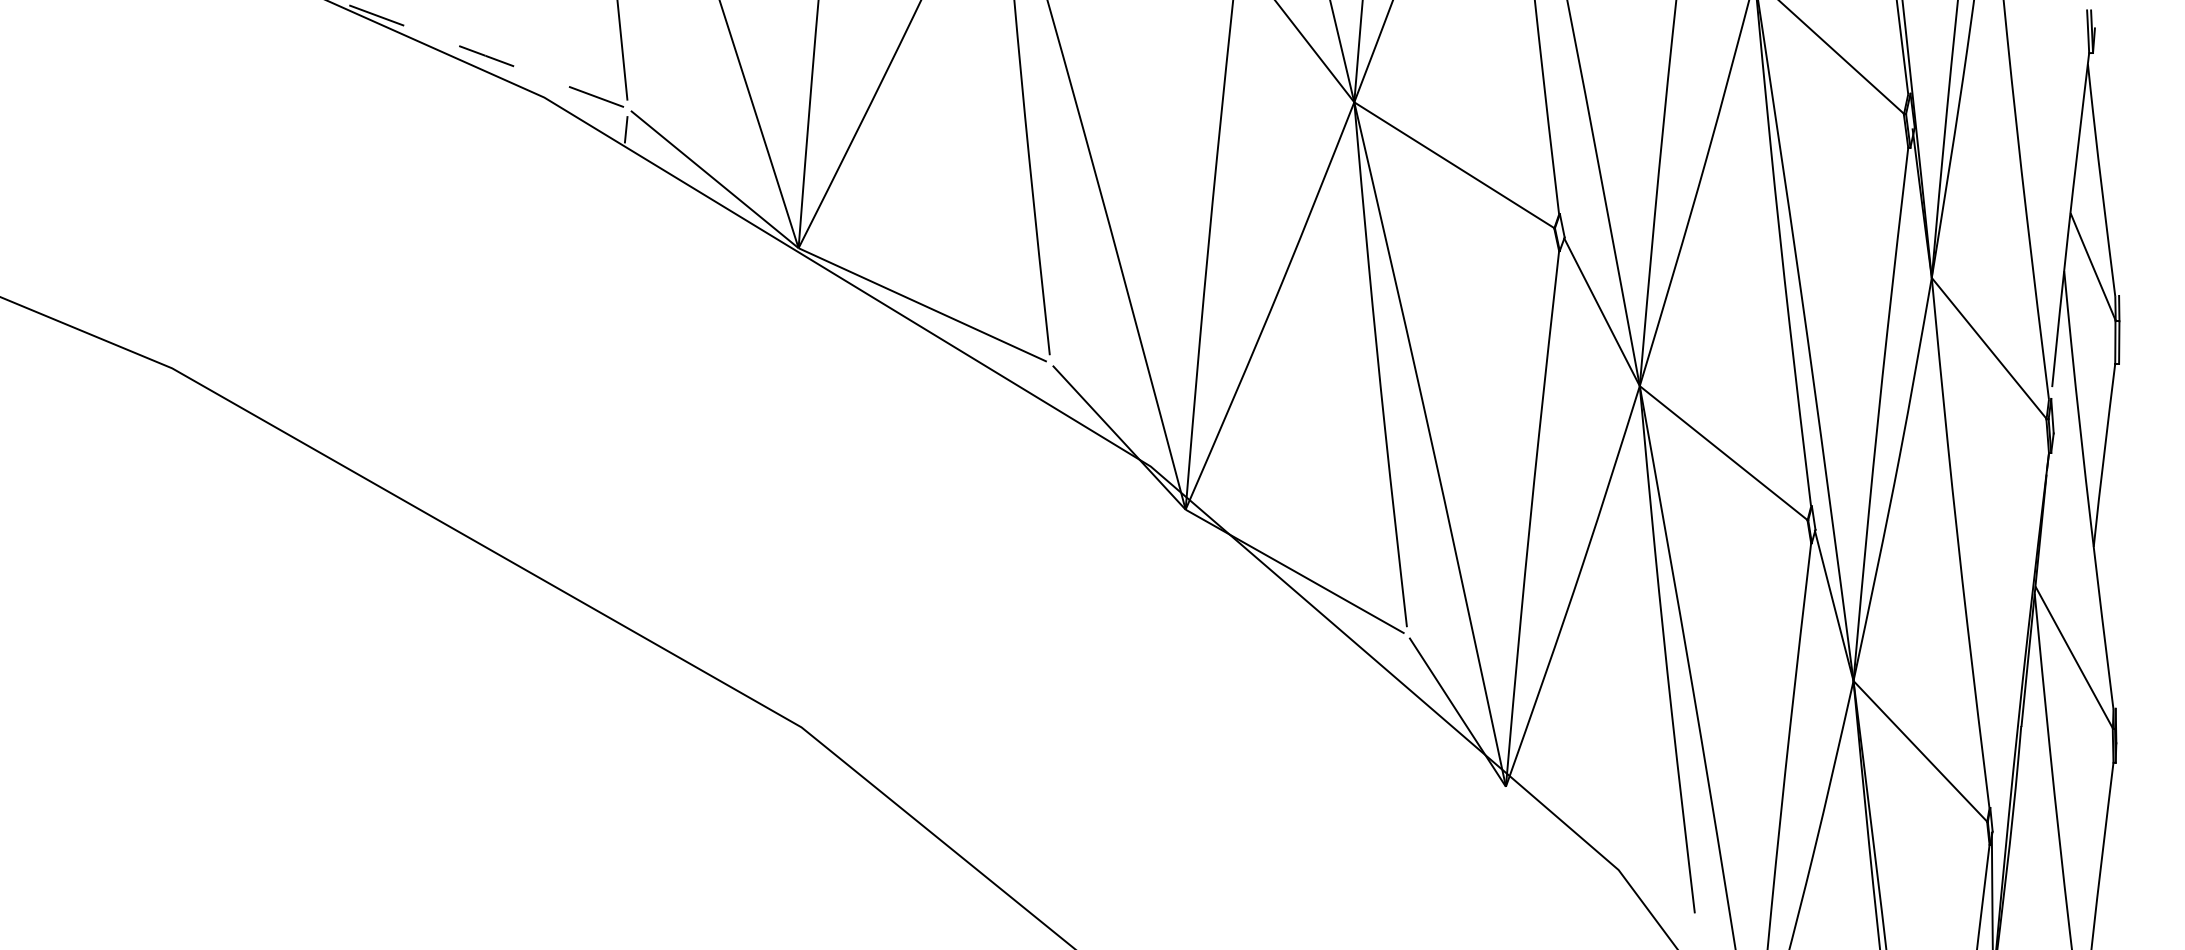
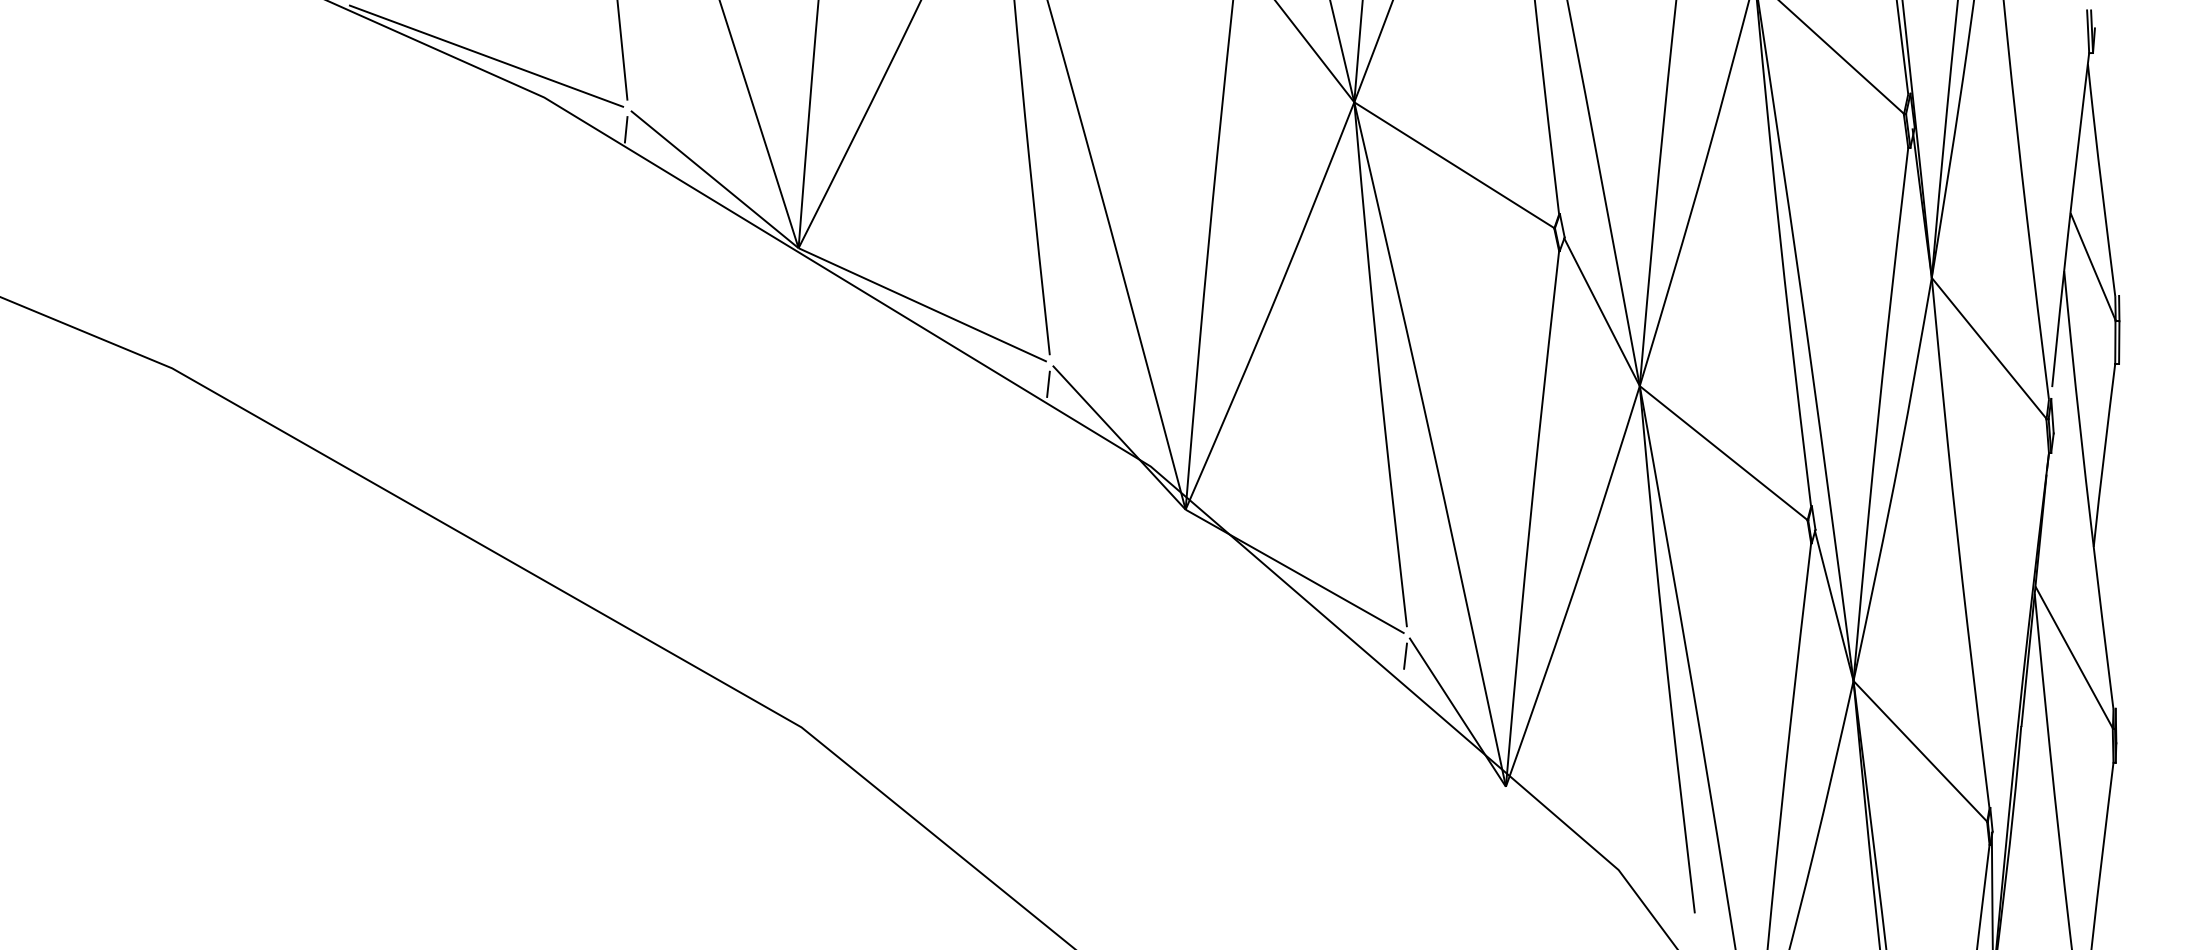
line: dashed -> solid (486, 56)
line: none -> present (1048, 383)
line: none -> present (1405, 655)
